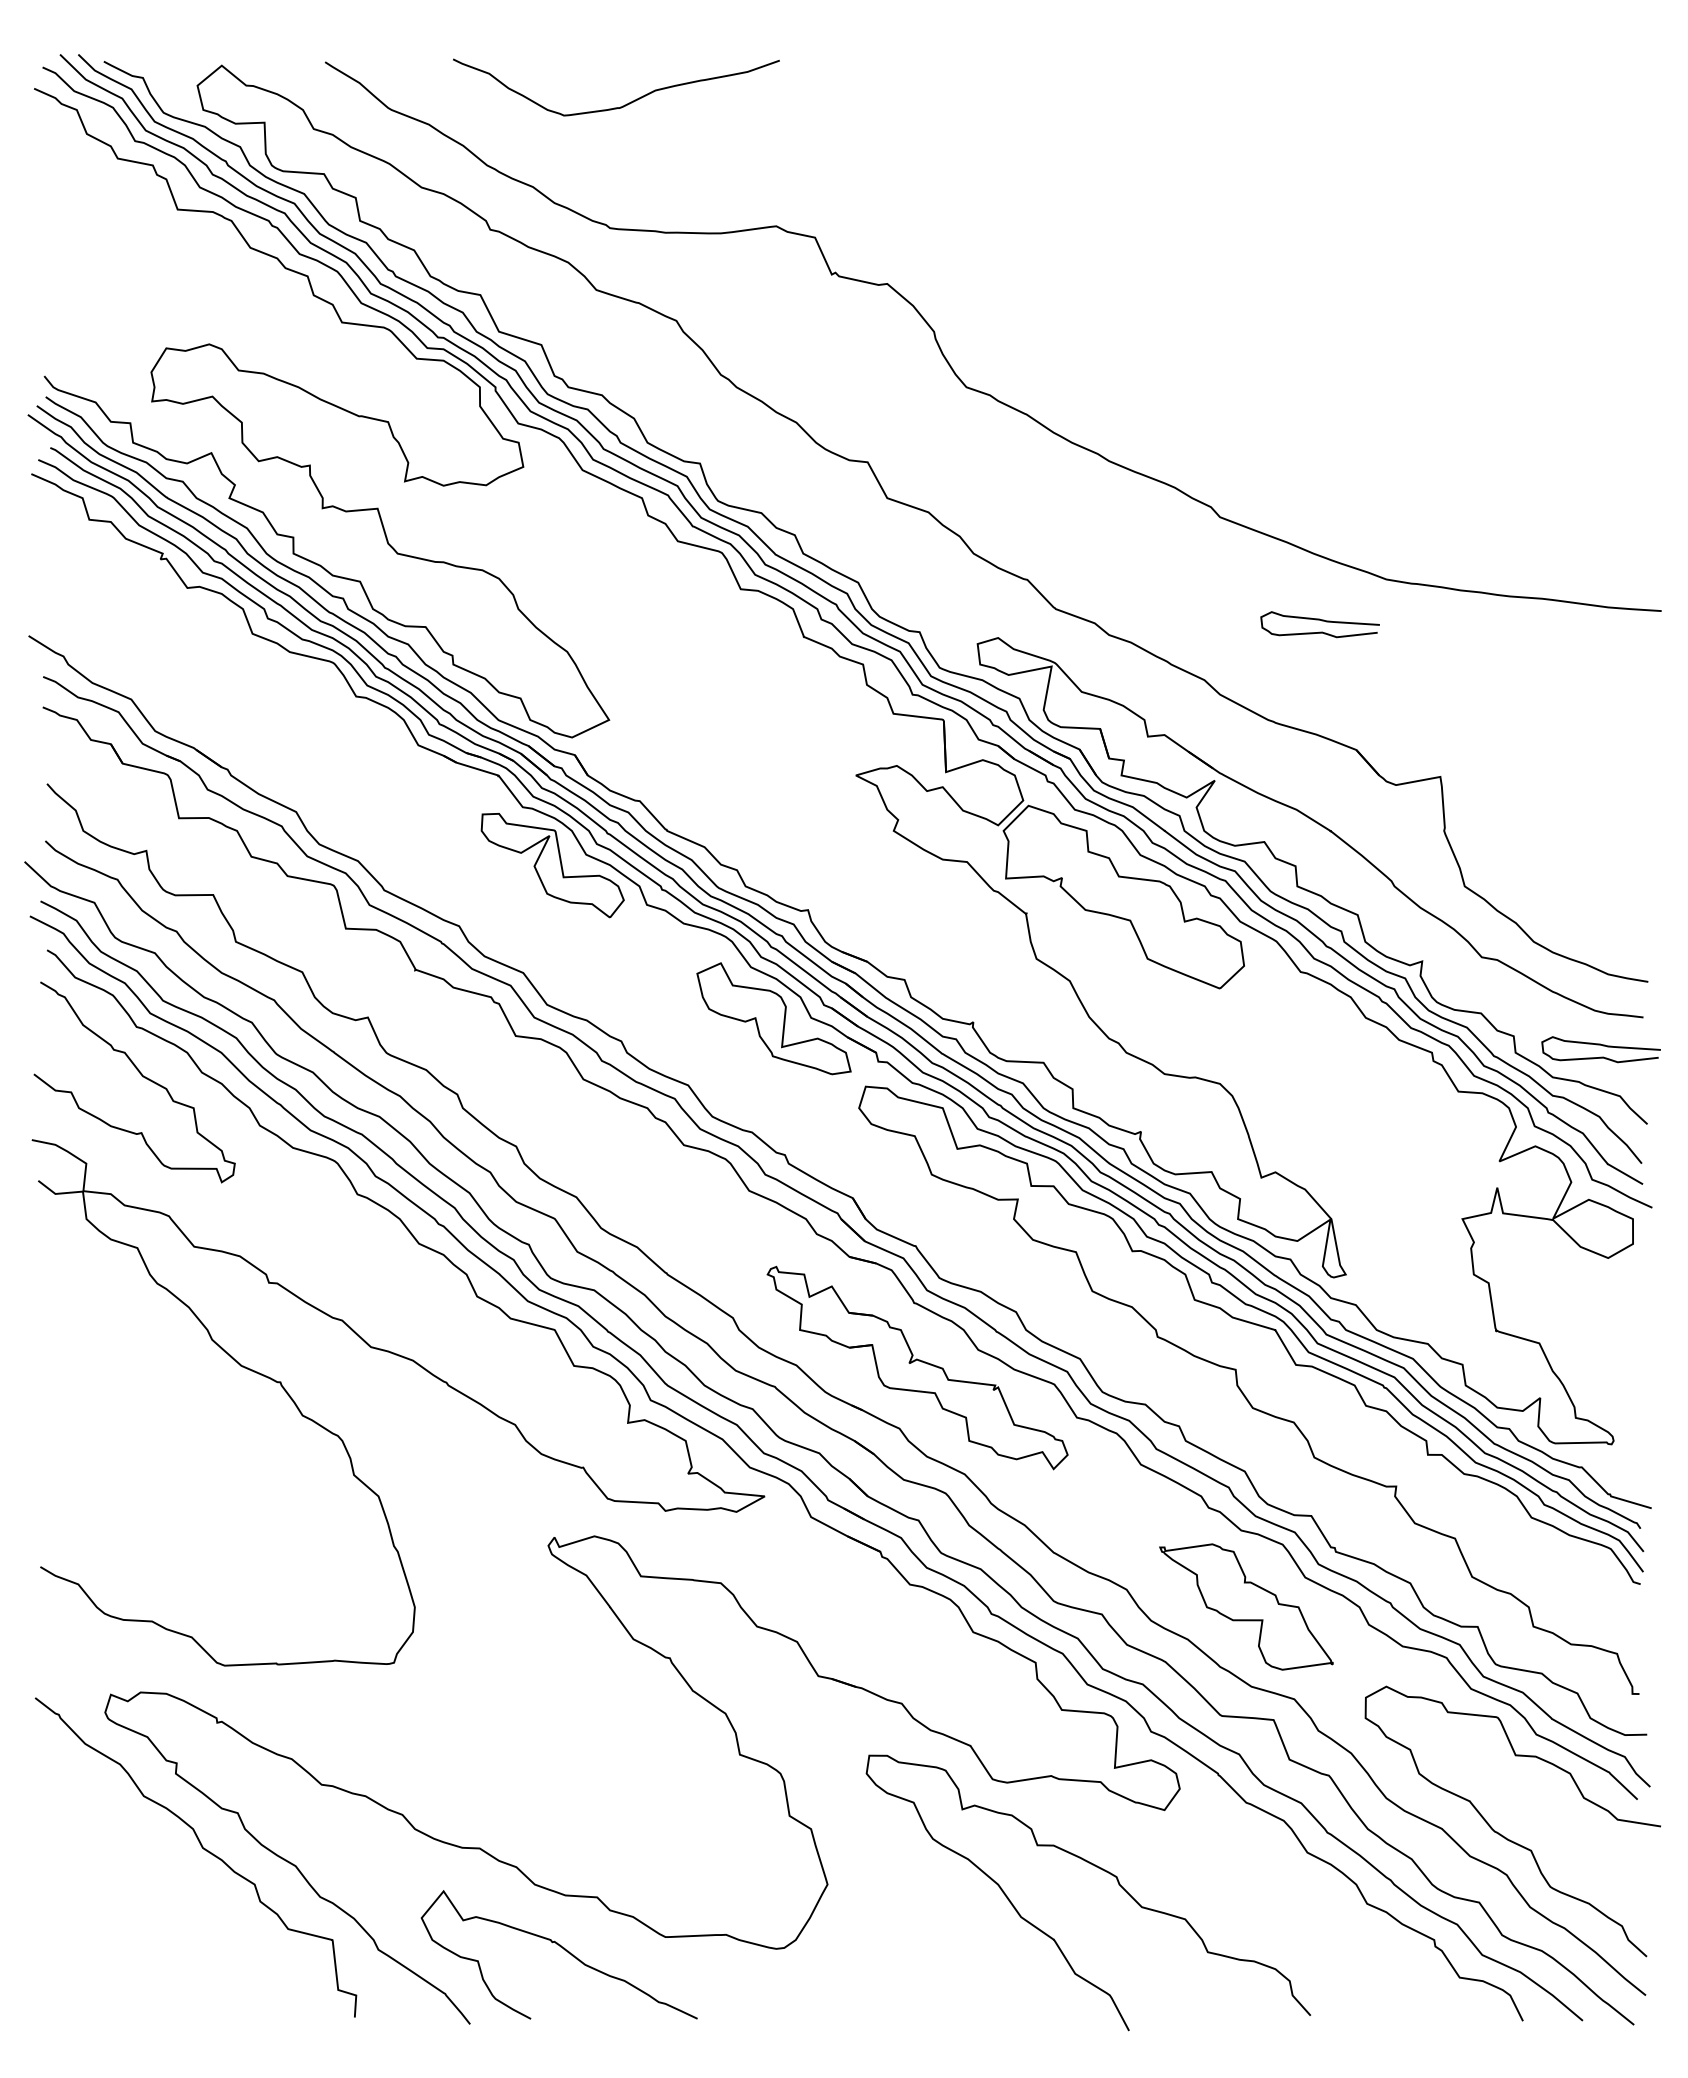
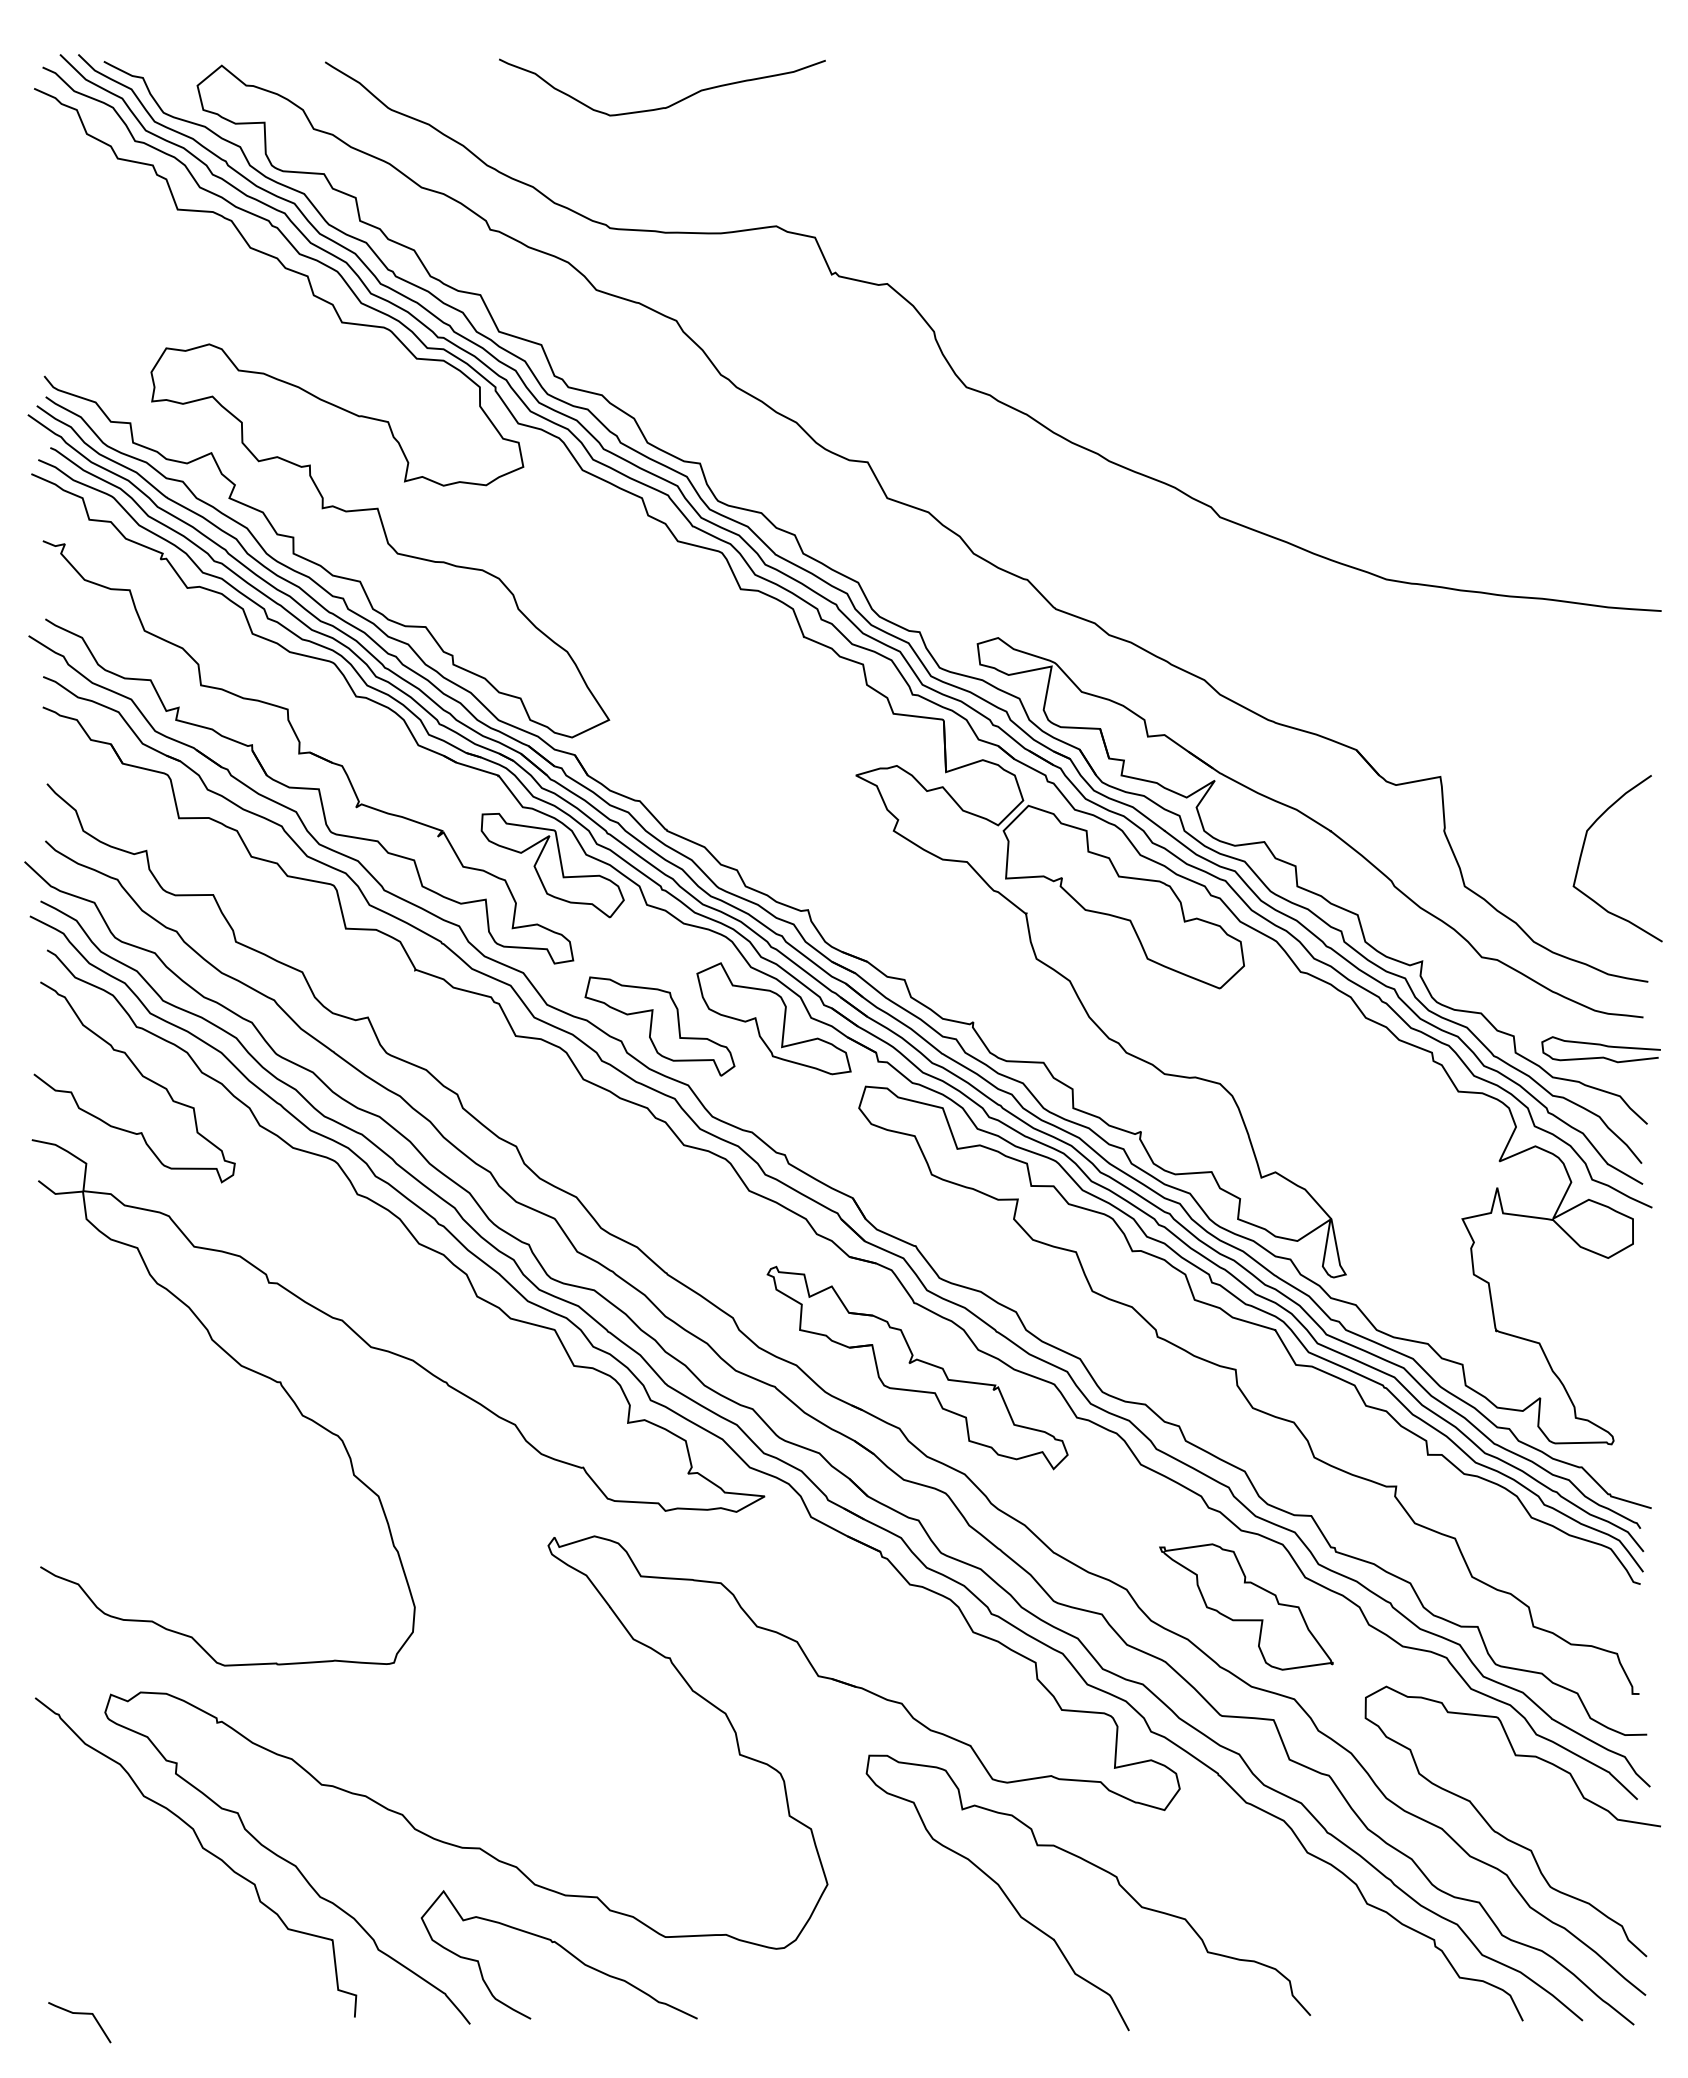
curve position: (624, 104) -> (670, 104) (670, 104)
curve: present -> none (1321, 621)
part: none -> present (308, 752)
curve: none -> present (1583, 850)
part: none -> present (659, 1026)
line: none -> present (79, 2014)
